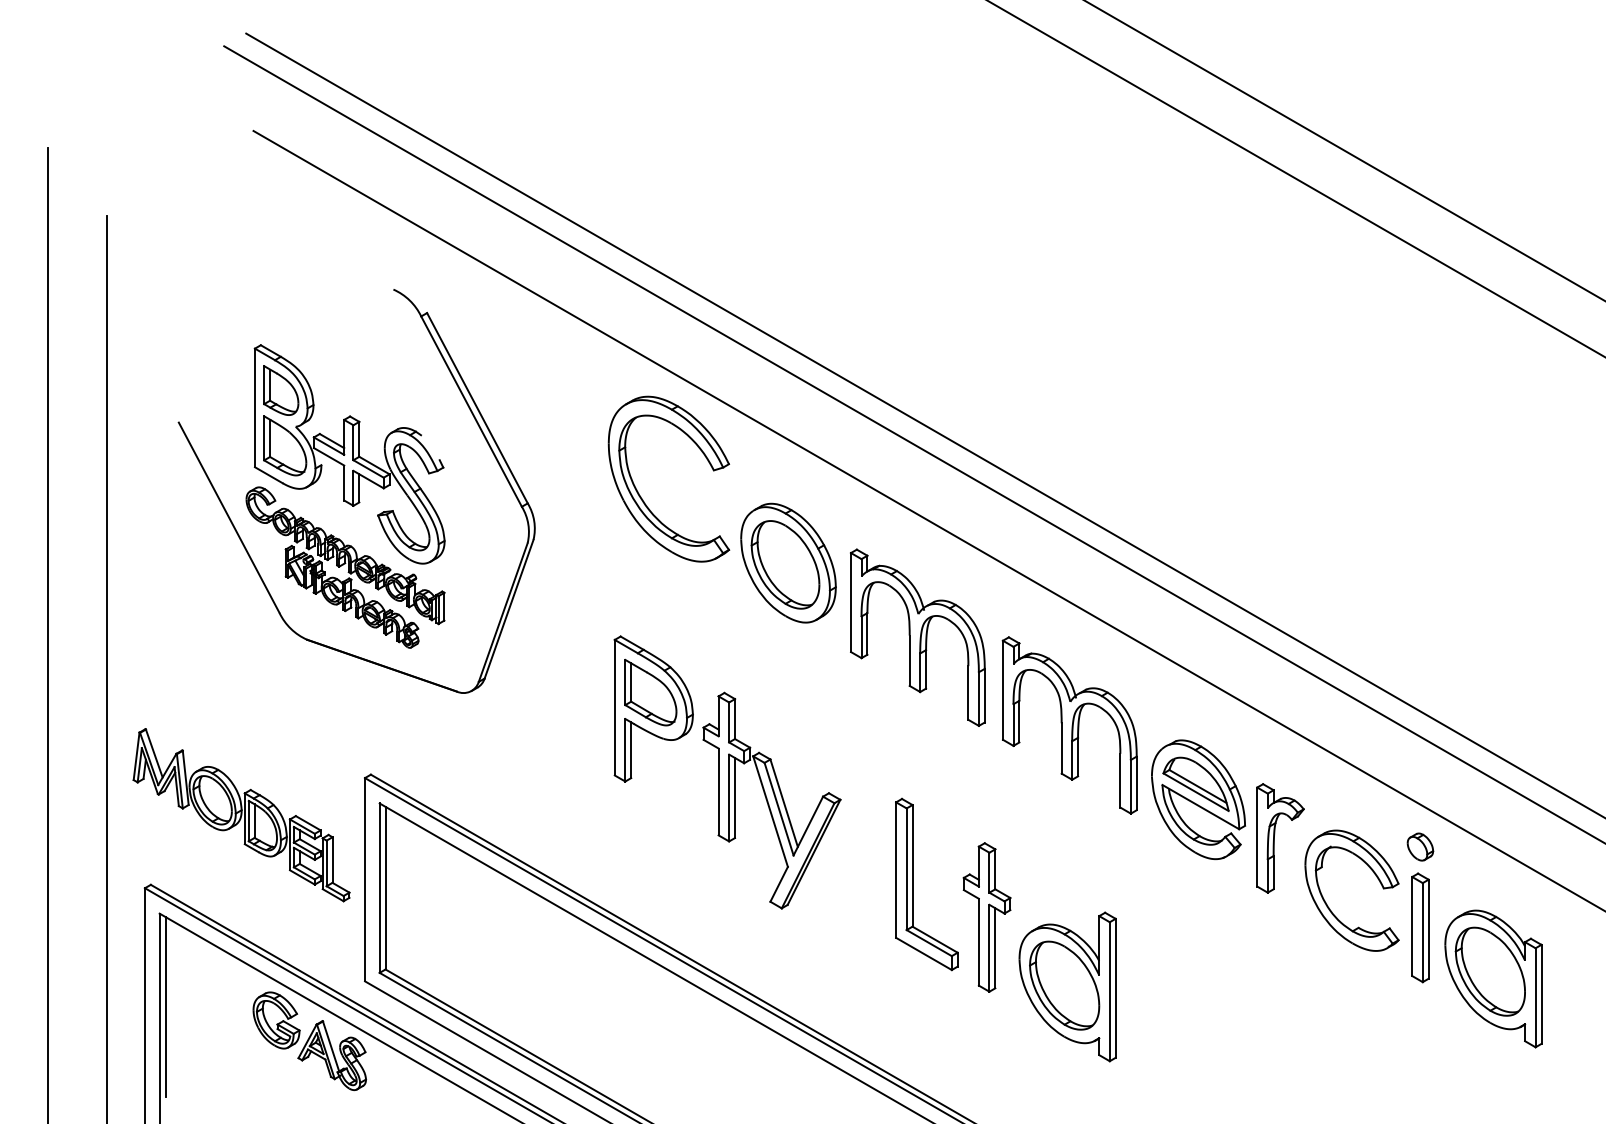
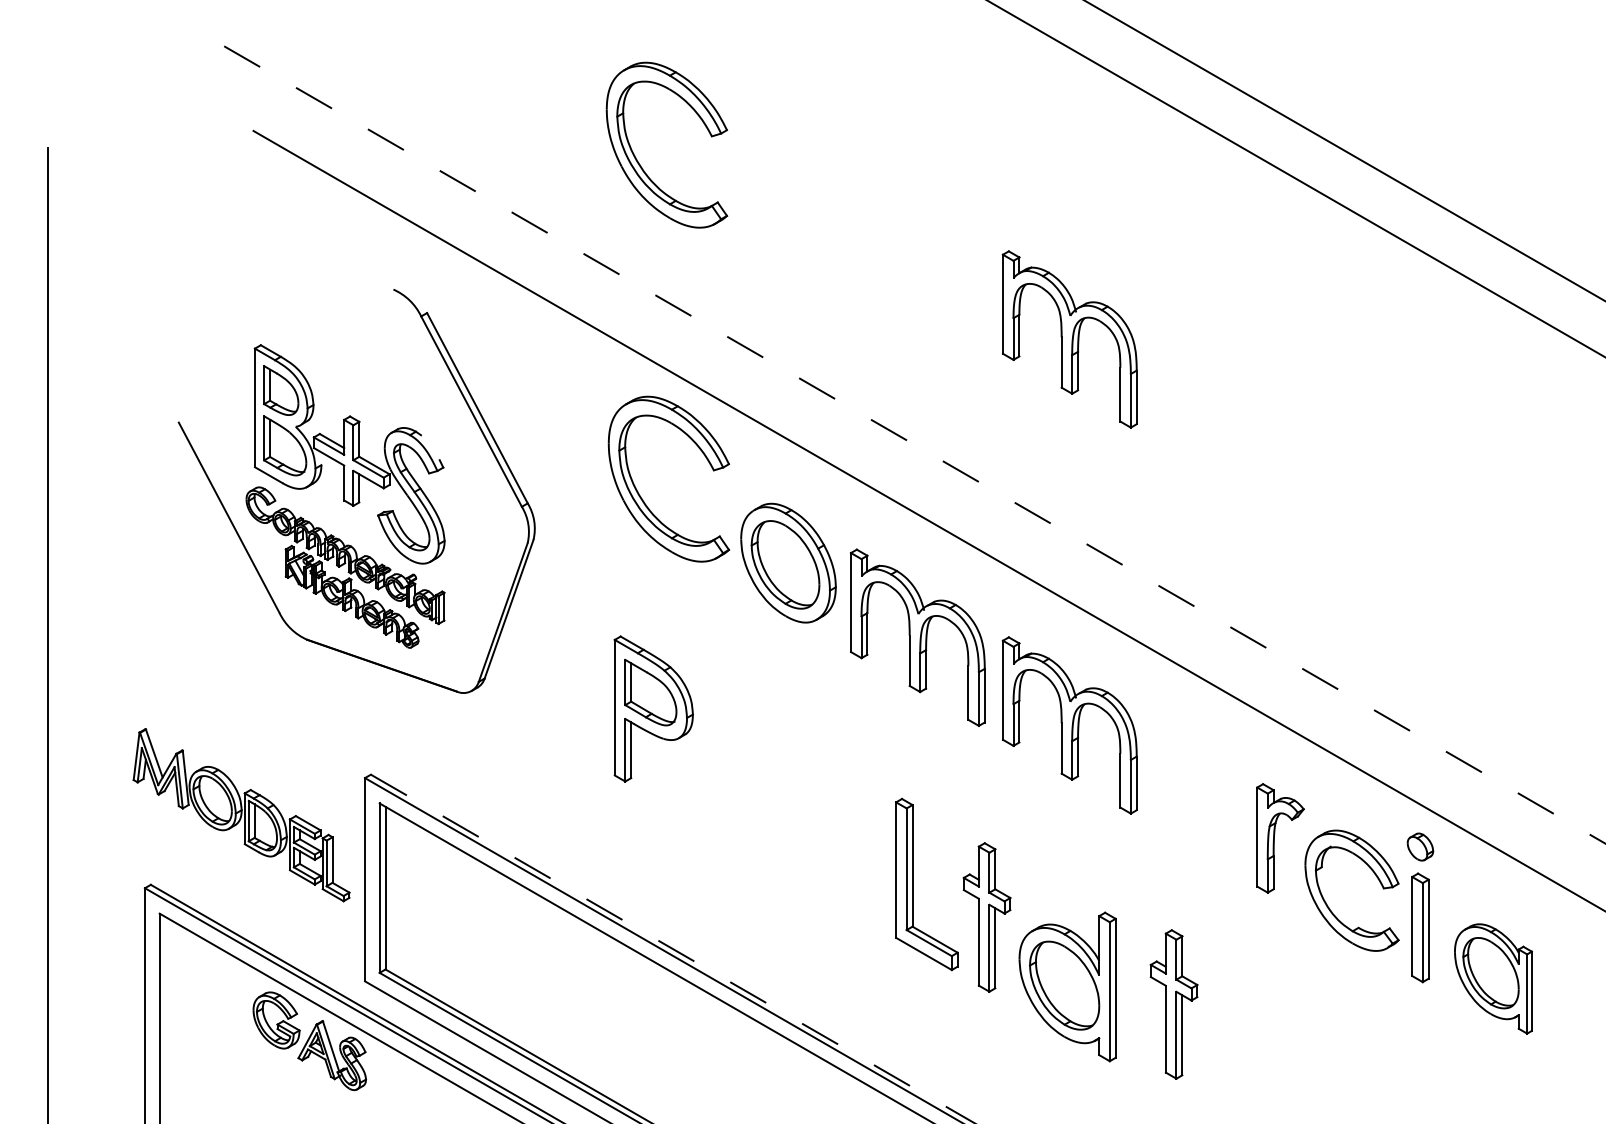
part: none -> present (639, 162)
part: none -> present (1069, 339)
line: present -> none (924, 424)
line: solid -> dashed (915, 445)
line: present -> none (106, 667)
part: present -> none (1198, 799)
part: present -> none (771, 800)
line: solid -> dashed (673, 949)
part size: 99x140 px -> 79x112 px (1493, 978)
part: none -> present (1173, 1004)
line: present -> none (165, 1006)
